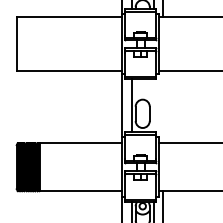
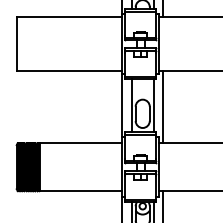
line: none -> present (153, 105)
line: none -> present (163, 107)
